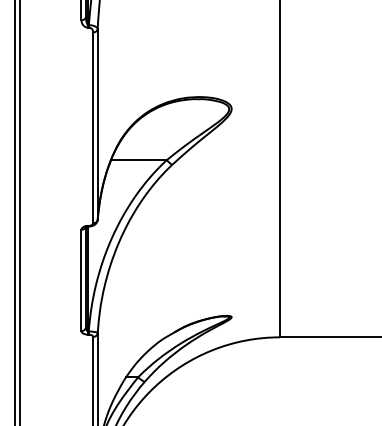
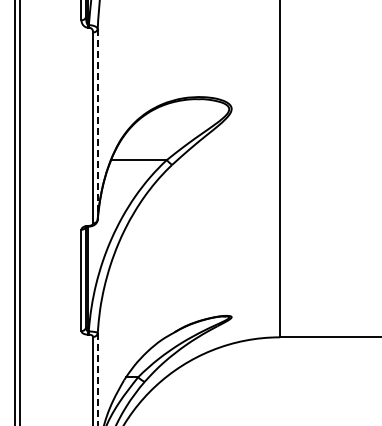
line: solid -> dashed (97, 124)
line: solid -> dashed (97, 380)
